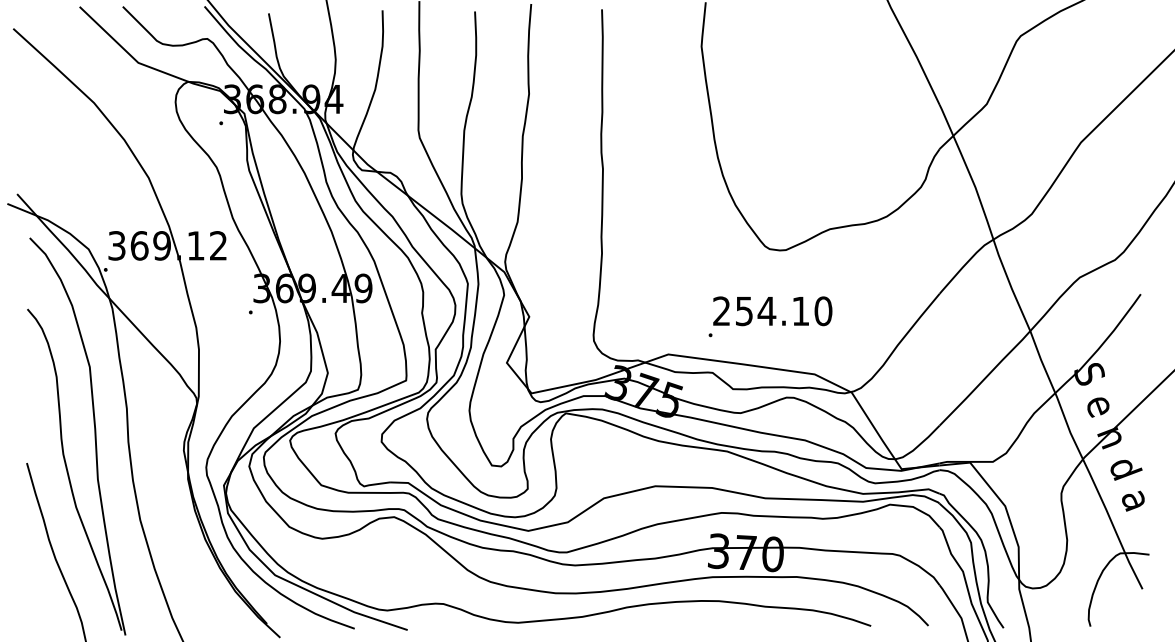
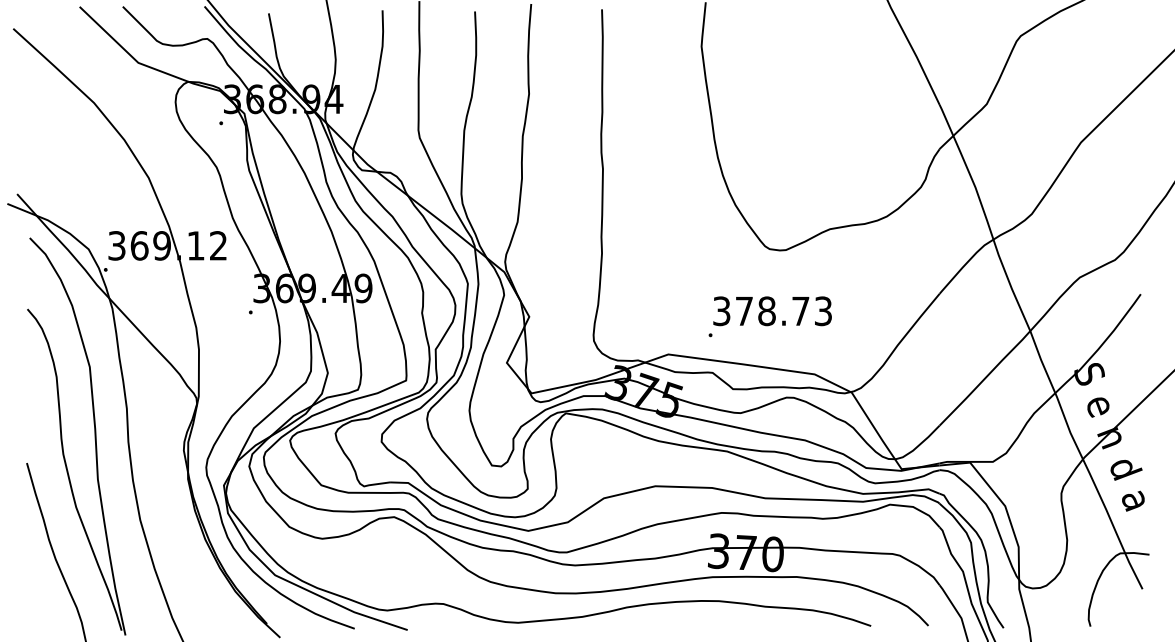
text: 254.10 -> 378.73 (772, 311)
